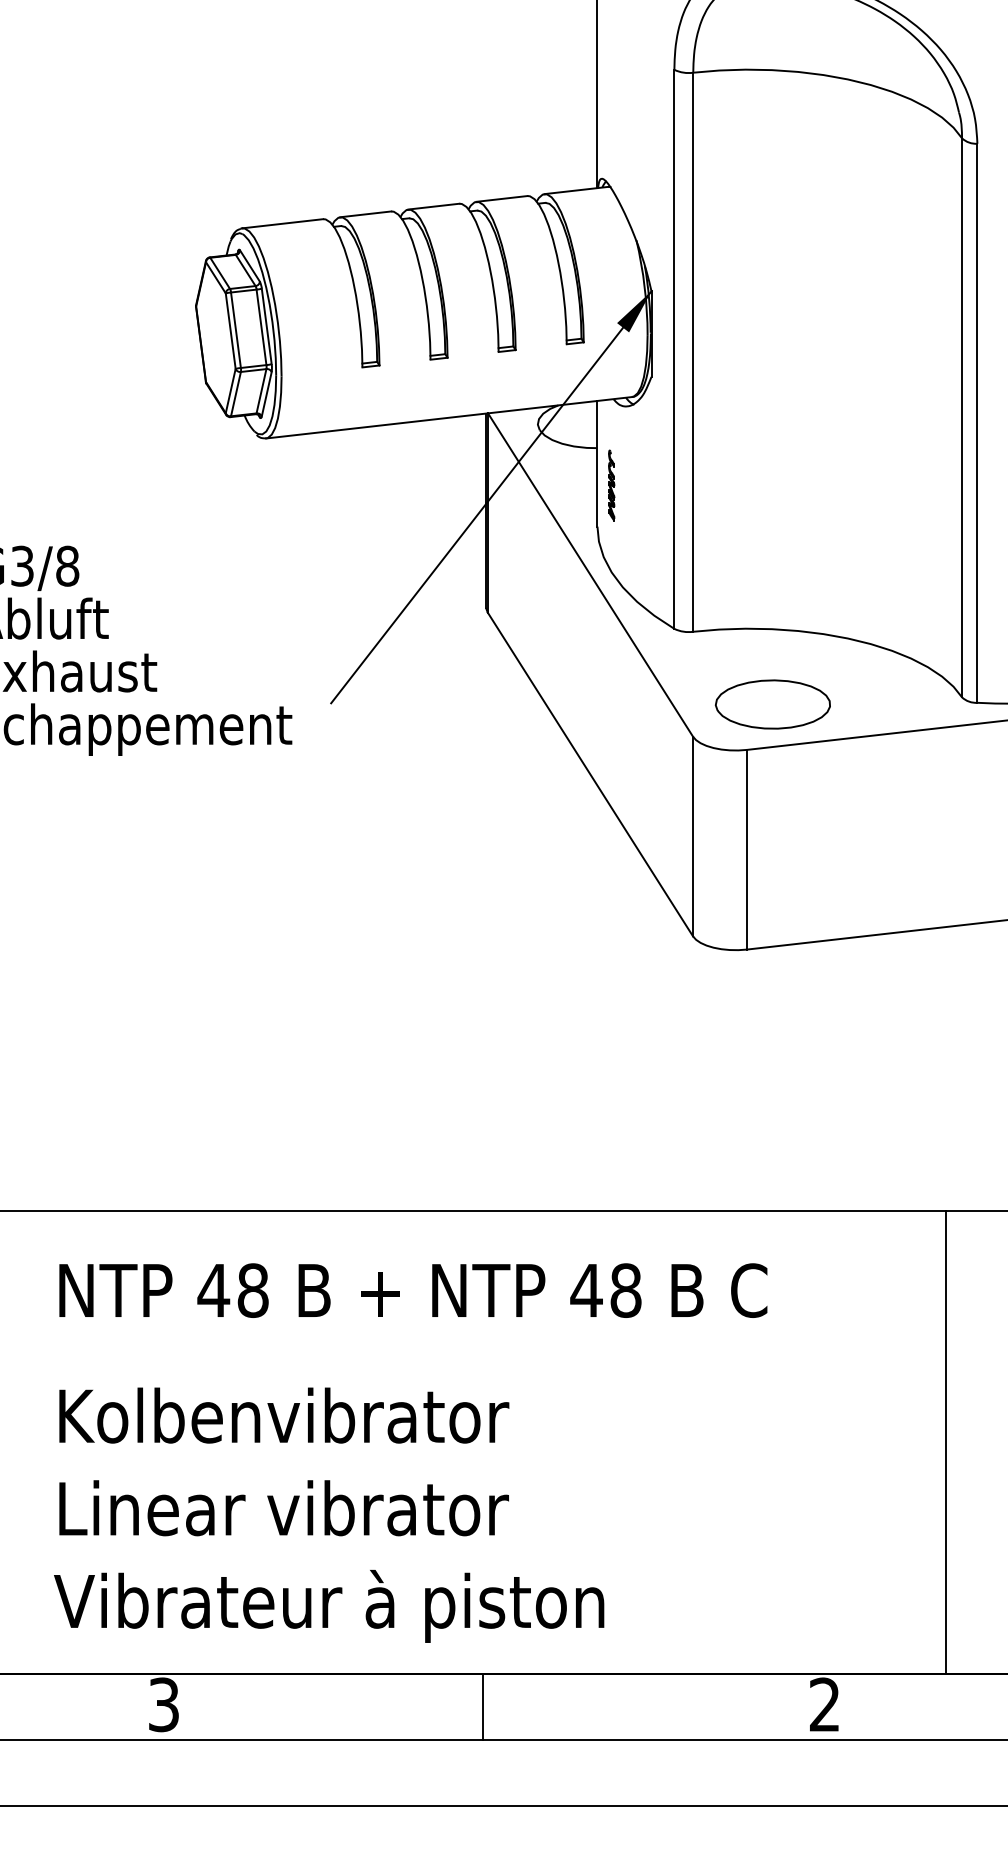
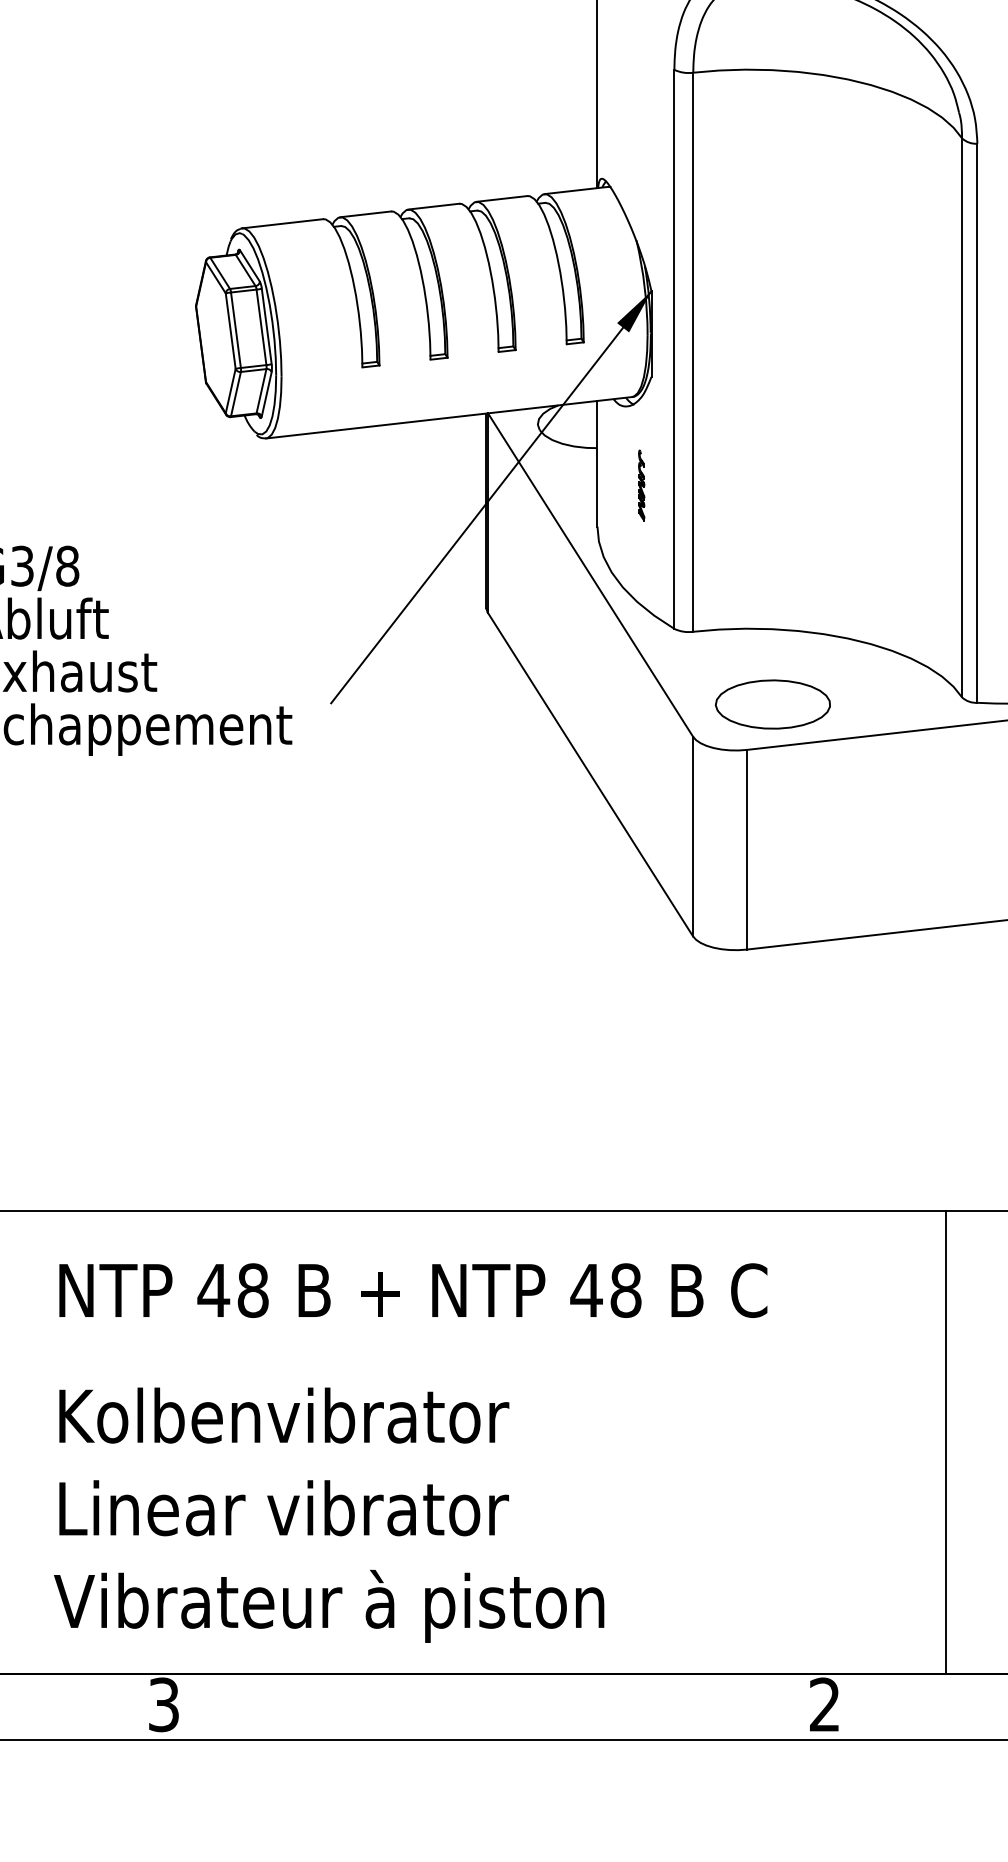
part position: (611, 485) -> (641, 485) (641, 485)
line: present -> none (482, 1706)
line: present -> none (503, 1806)
